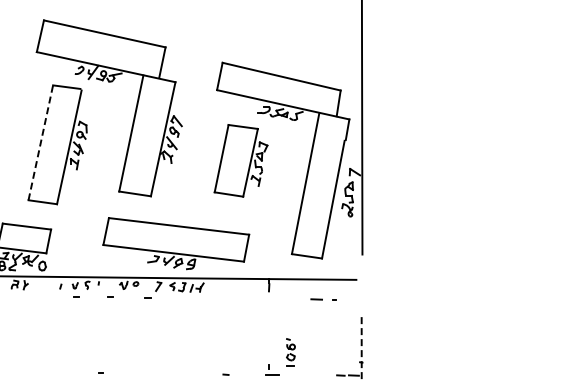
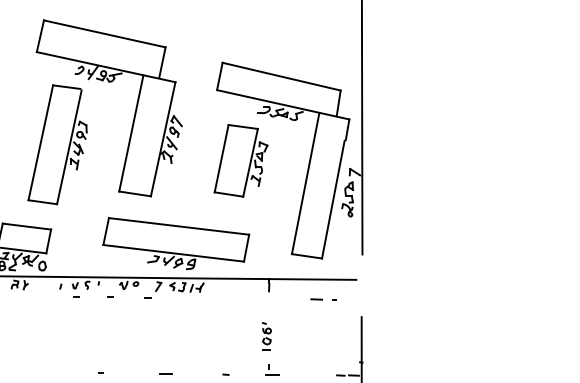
line: dashed -> solid (40, 142)
line: dashed -> solid (361, 350)
part position: (290, 352) -> (266, 336) (266, 336)
line: none -> present (165, 373)
